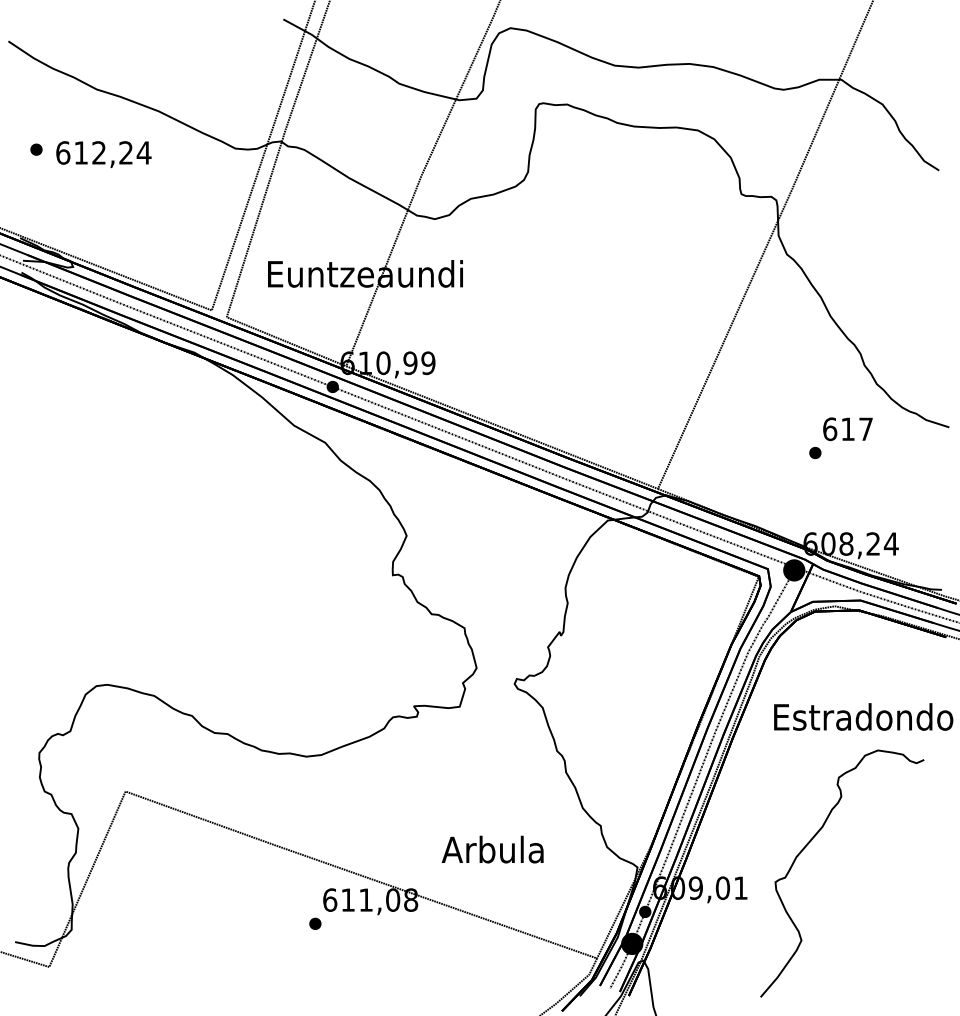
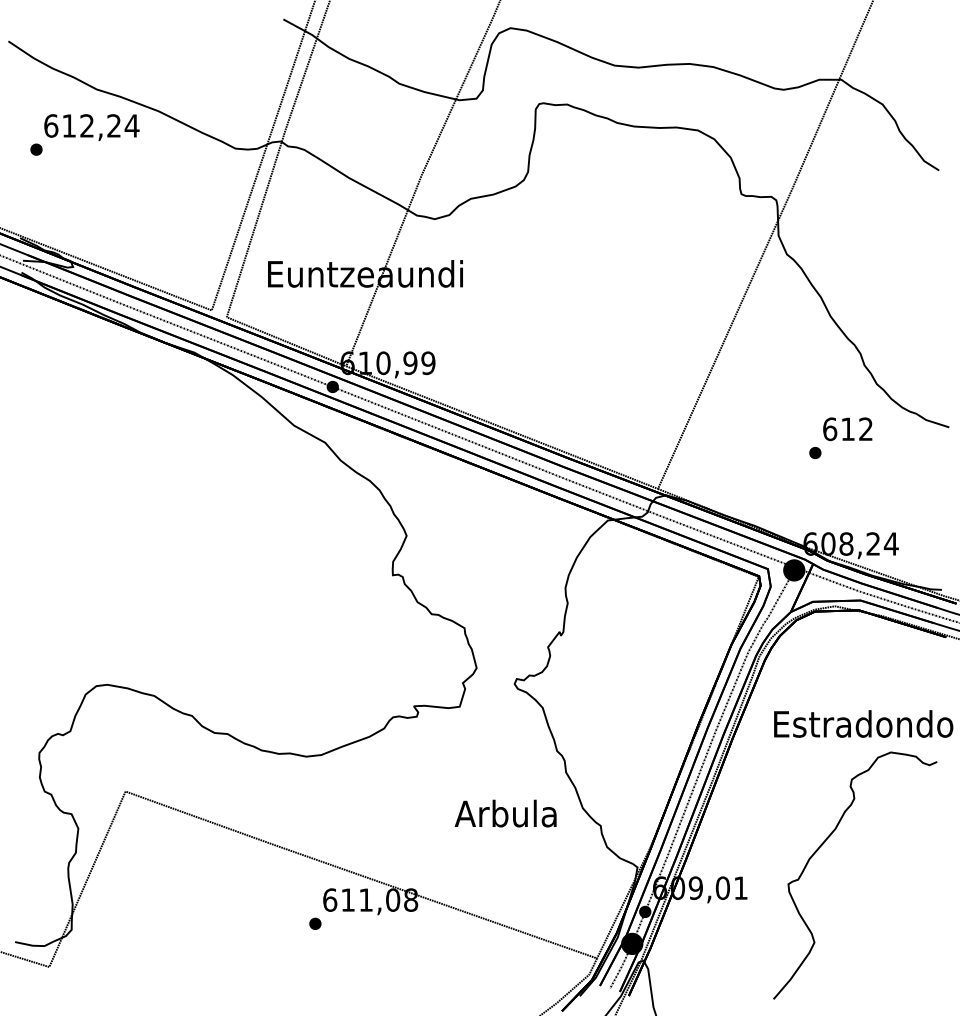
text position: (103, 154) -> (91, 127) (91, 127)
text: 617 -> 612 (865, 428)
text position: (863, 716) -> (863, 723) (863, 723)
curve position: (811, 841) -> (824, 843) (824, 843)
text position: (492, 849) -> (505, 813) (505, 813)
